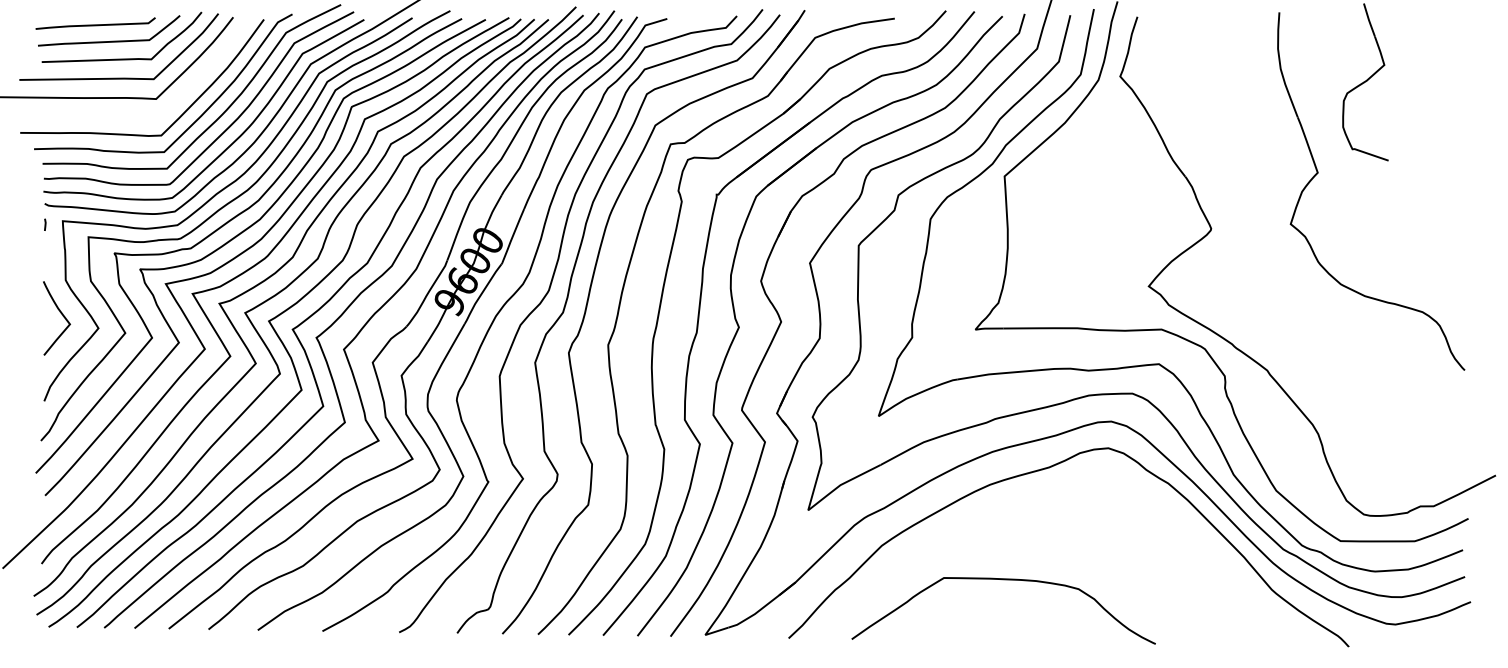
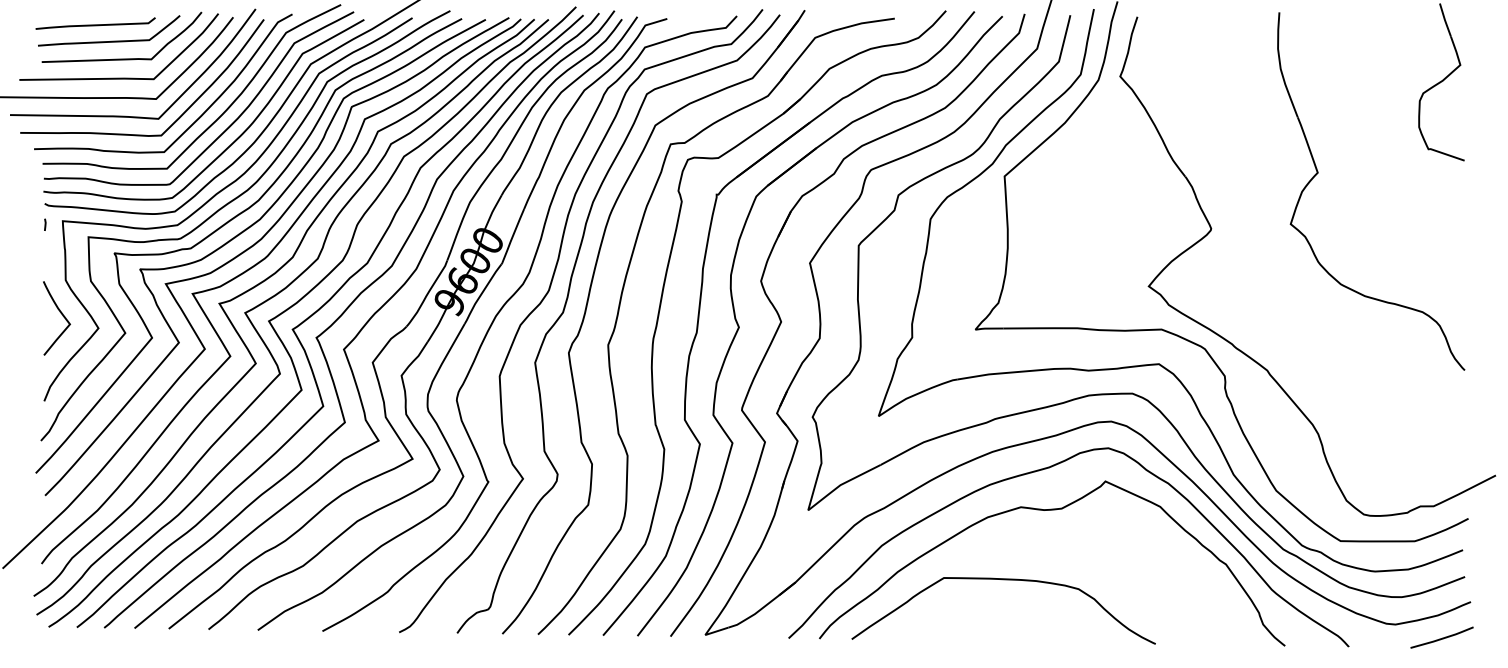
part position: (1365, 82) -> (1441, 82) (1441, 82)
curve: none -> present (125, 115)
curve: none -> present (1052, 510)
curve: none -> present (1442, 637)
